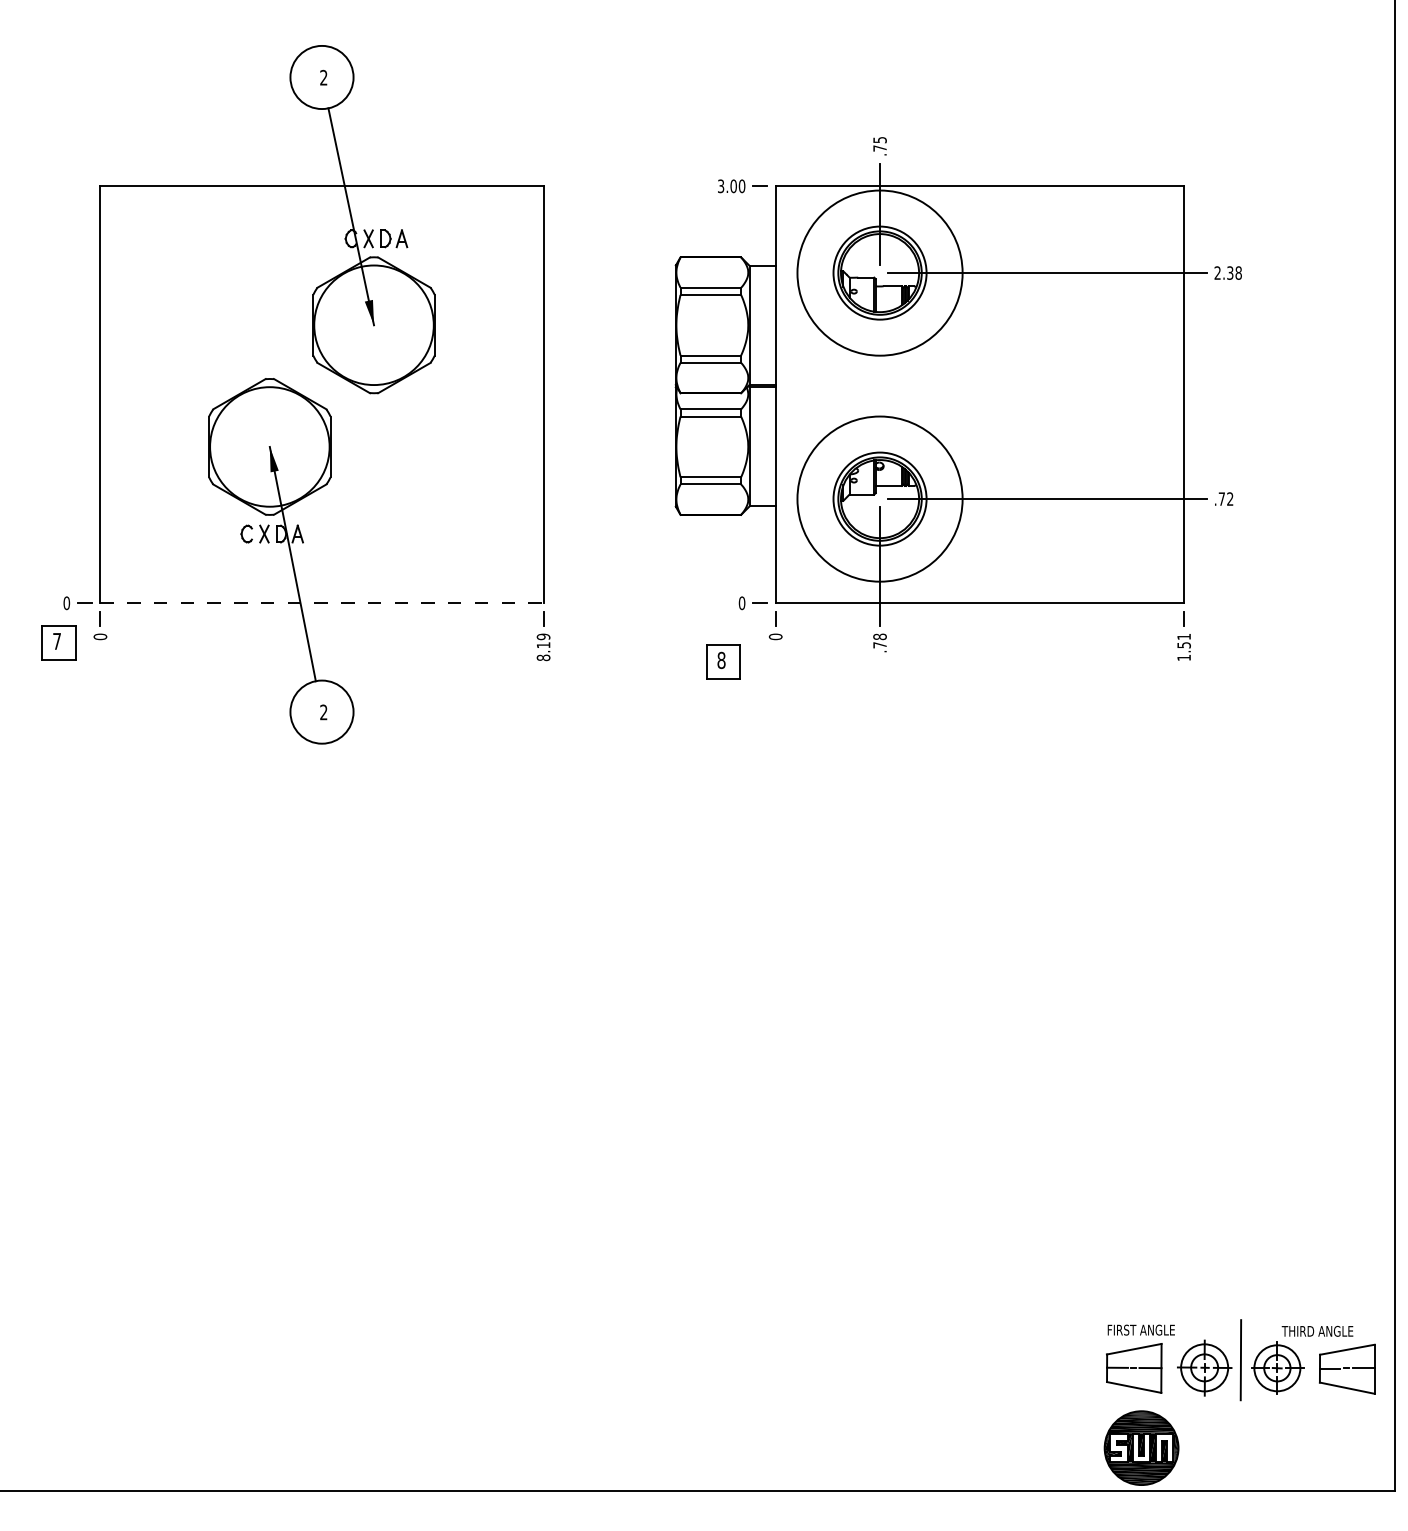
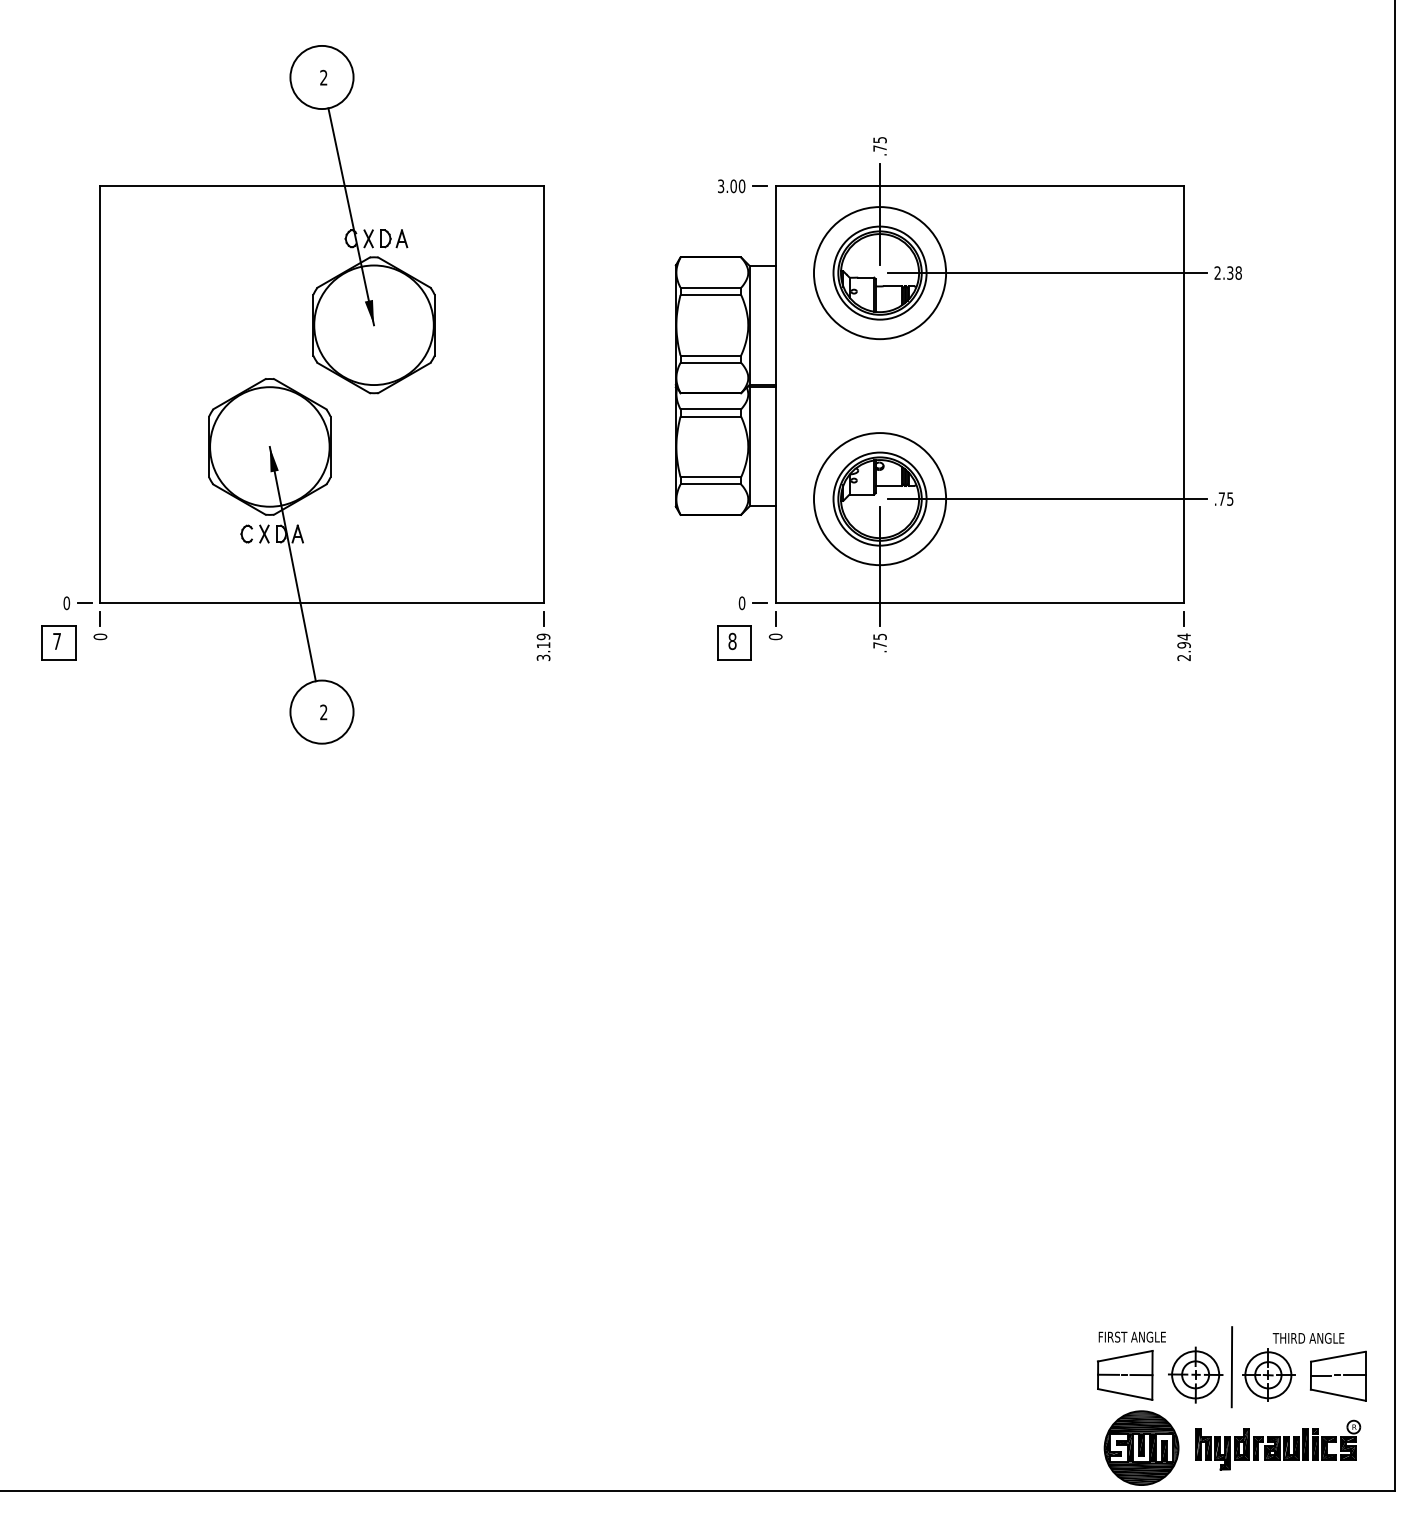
circle diameter: 165 px -> 132 px (879, 273)
circle diameter: 165 px -> 132 px (879, 499)
text: .72 -> .75 (1230, 498)
line: dashed -> solid (322, 603)
text: .78 -> .75 (879, 636)
text: 1.51 -> 2.94 (1183, 647)
text: 8.19 -> 3.19 (543, 657)
part position: (723, 661) -> (734, 642) (734, 642)
part position: (1240, 1360) -> (1231, 1367) (1231, 1367)
part: none -> present (1278, 1444)
